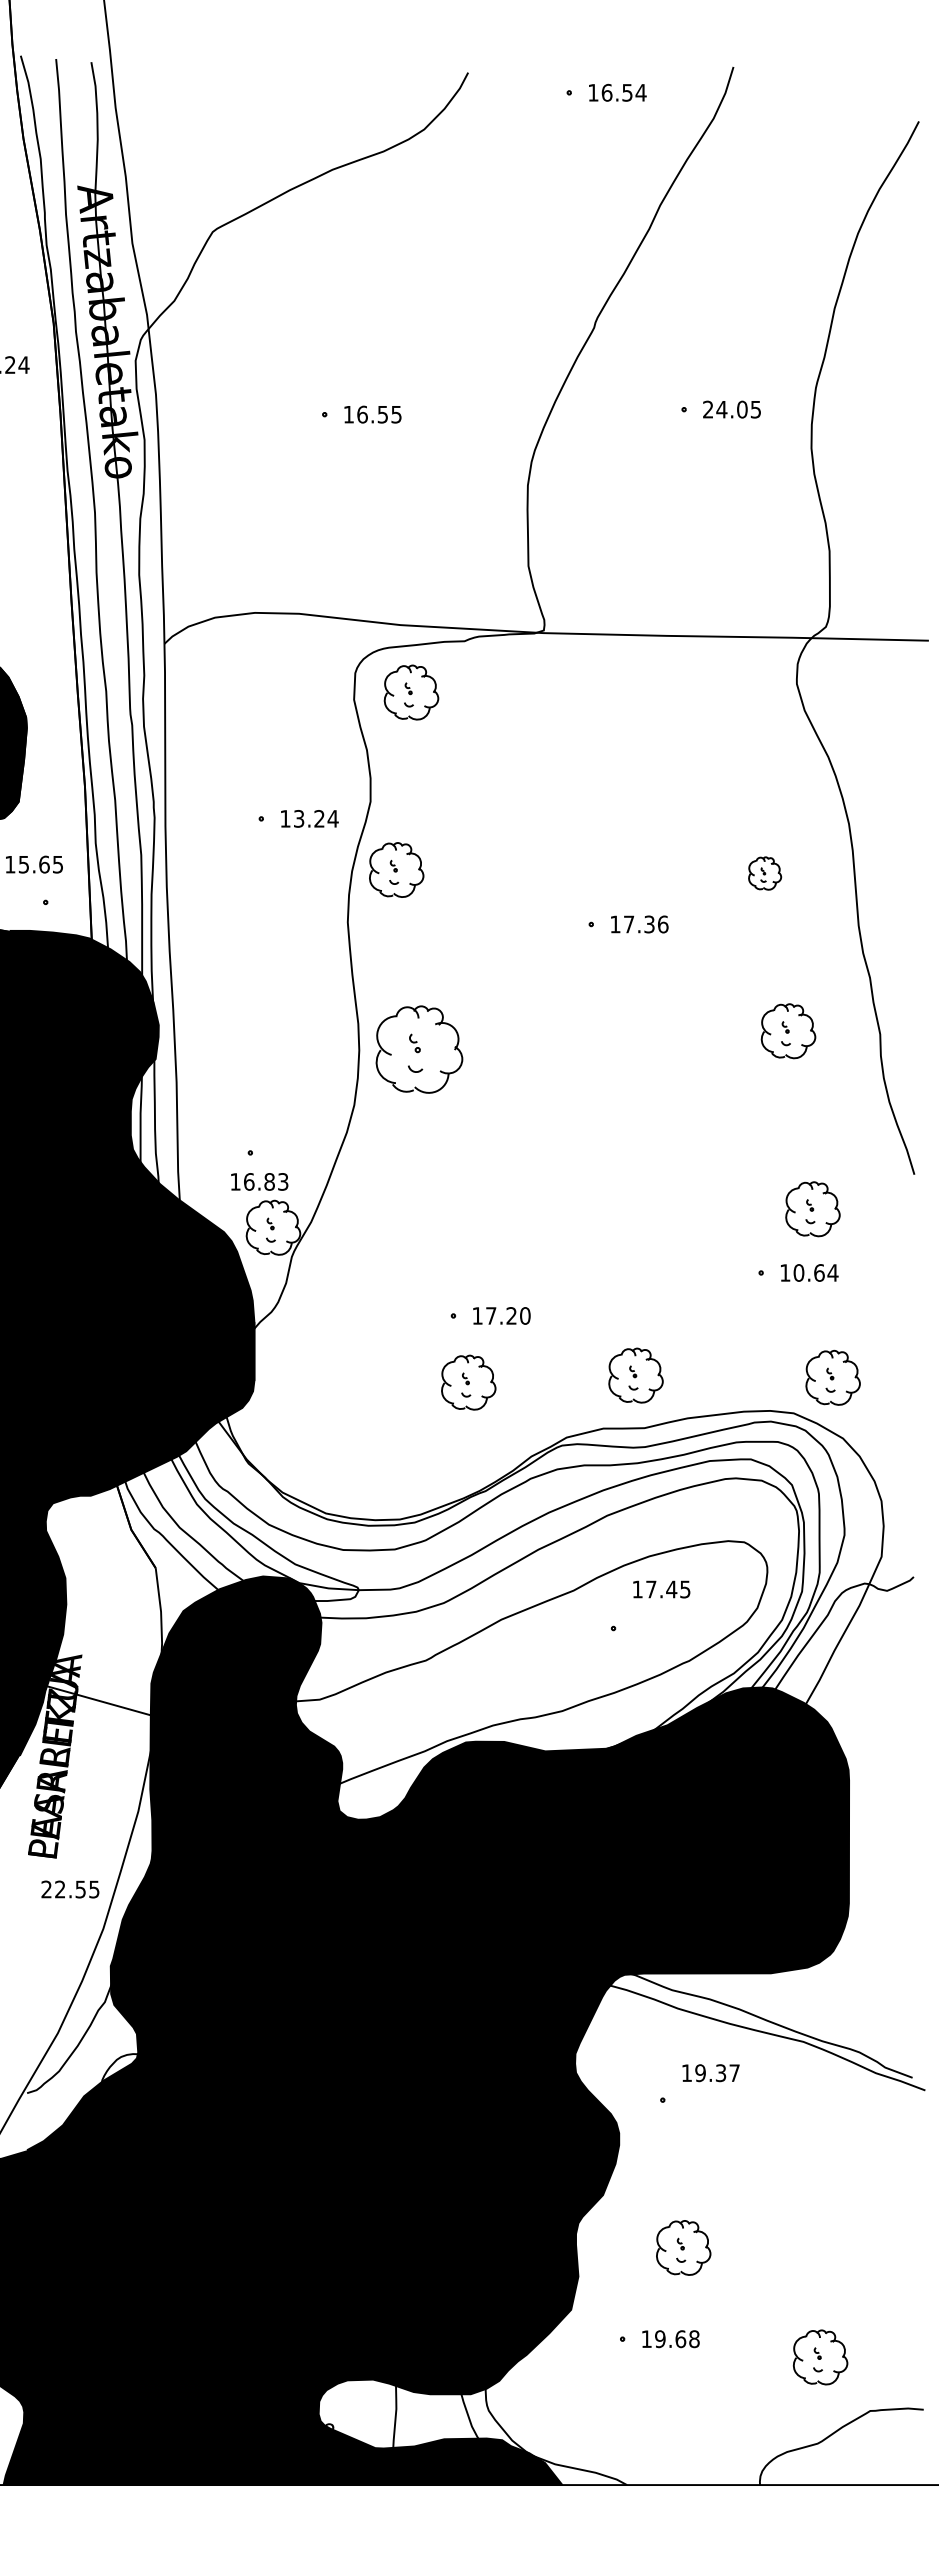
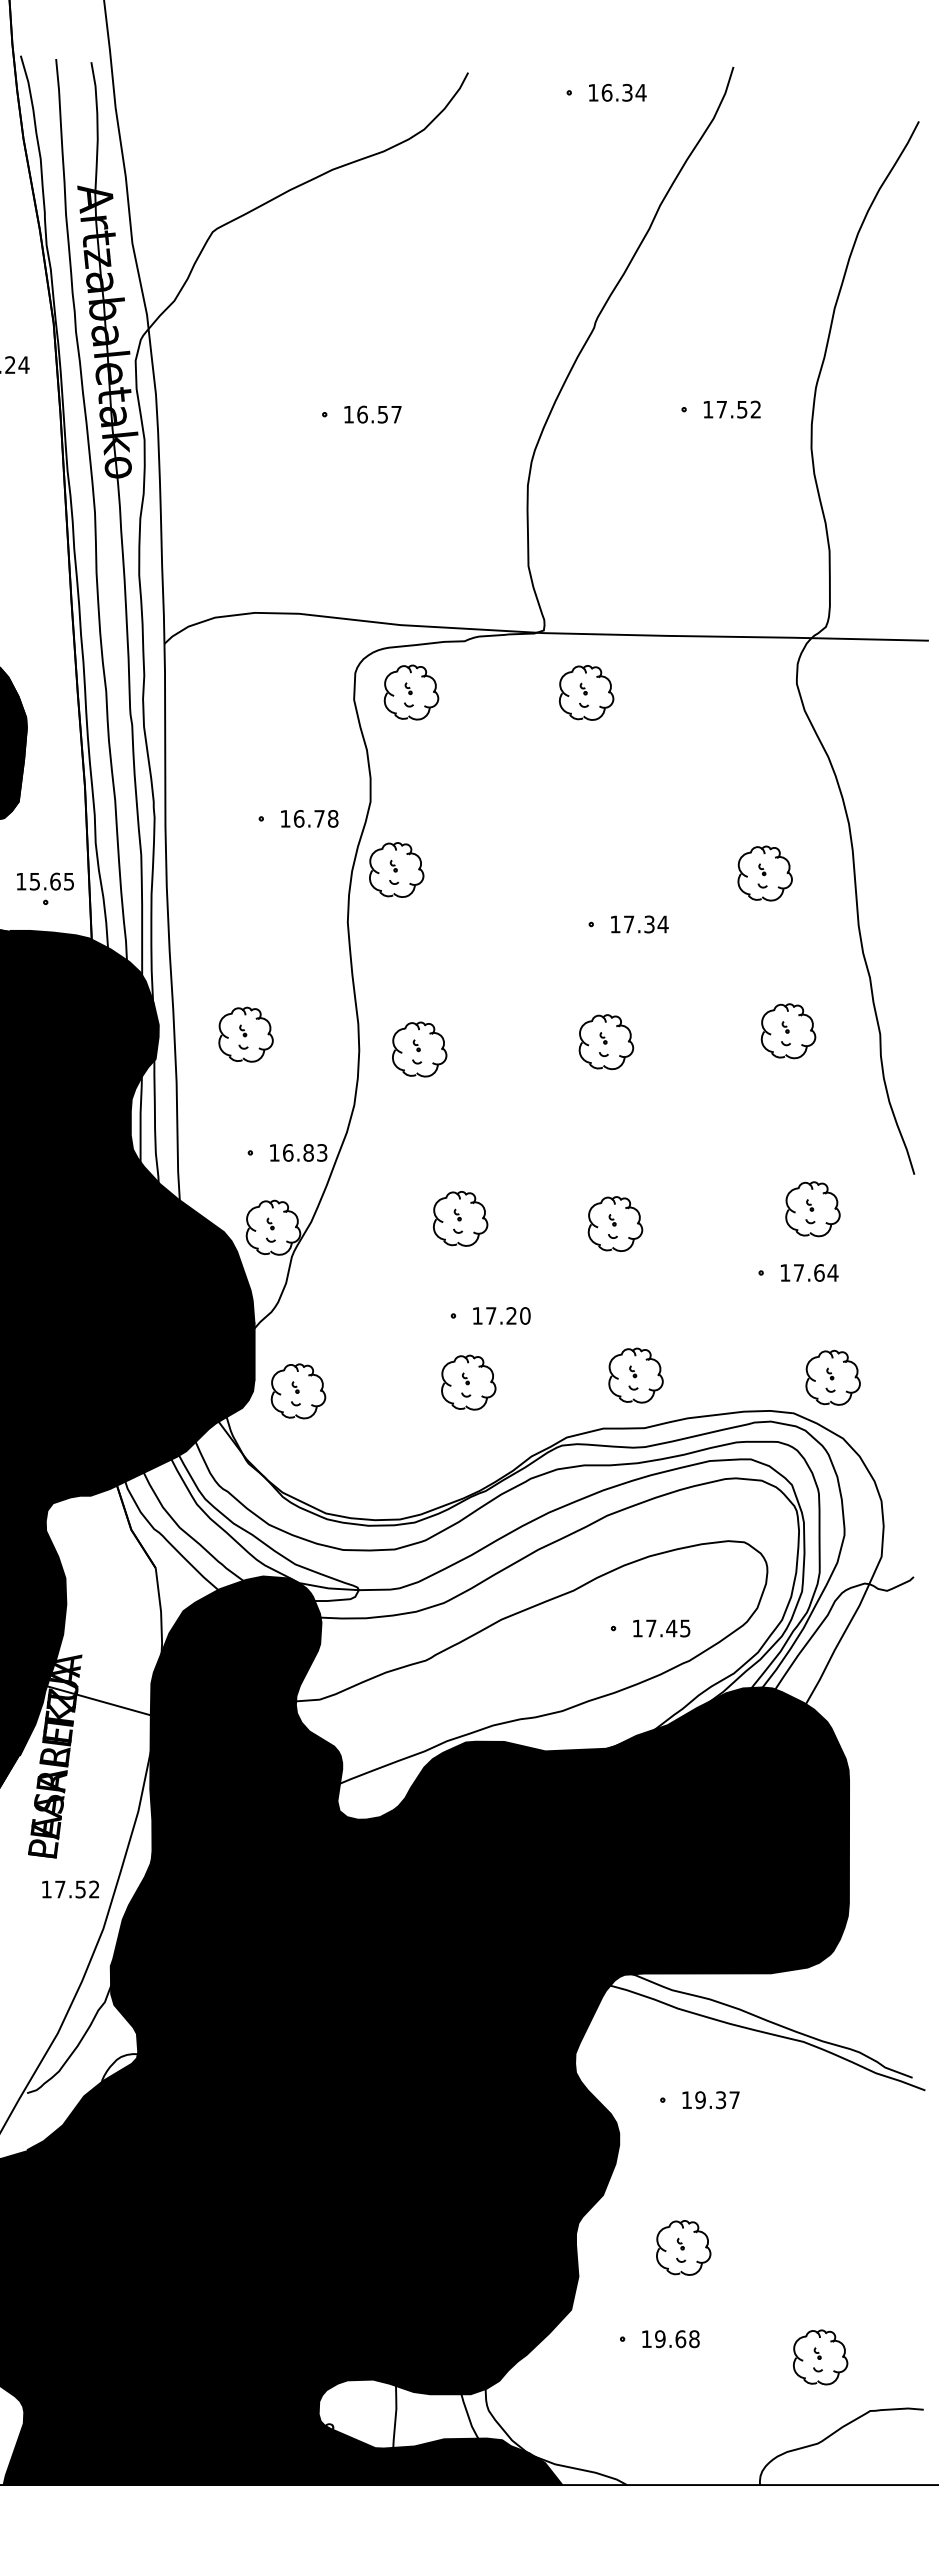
text: 16.54 -> 16.34 (627, 92)
text: 24.05 -> 17.52 (731, 409)
text: 16.55 -> 16.57 (396, 414)
part: none -> present (586, 692)
text: 13.24 -> 16.78 (315, 818)
text position: (34, 864) -> (45, 881) (45, 881)
part size: 35x35 px -> 56x57 px (764, 873)
text: 17.36 -> 17.34 (662, 924)
part: none -> present (245, 1034)
part: none -> present (606, 1042)
part size: 89x89 px -> 56x57 px (419, 1049)
text position: (259, 1181) -> (298, 1152) (298, 1152)
part: none -> present (460, 1218)
part: none -> present (615, 1223)
text: 10.64 -> 17.64 (798, 1272)
part: none -> present (298, 1391)
text position: (661, 1589) -> (661, 1628) (661, 1628)
text: 22.55 -> 17.52 (70, 1889)
text position: (710, 2073) -> (710, 2100) (710, 2100)
